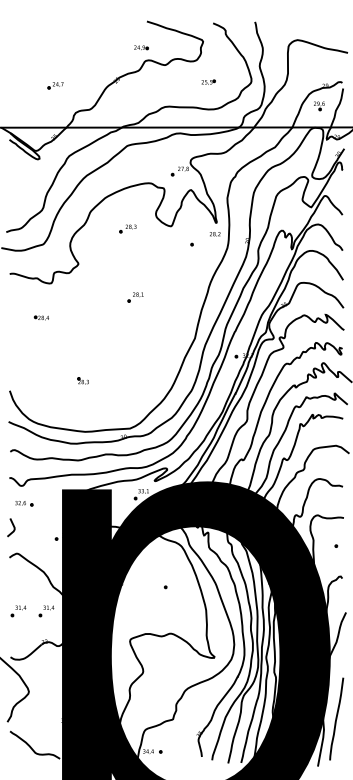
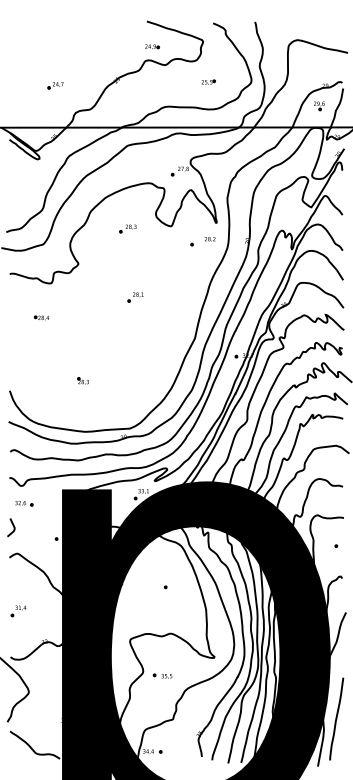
part position: (141, 47) -> (152, 46) (152, 46)
text position: (214, 234) -> (209, 239) (209, 239)
part: present -> none (46, 611)
part: none -> present (162, 675)
